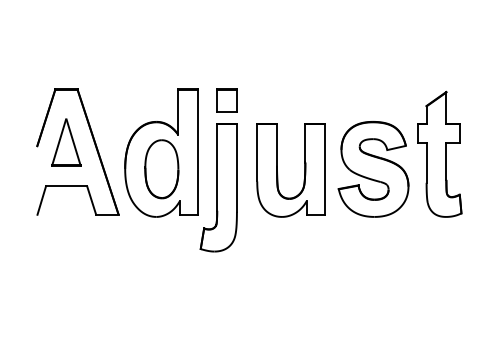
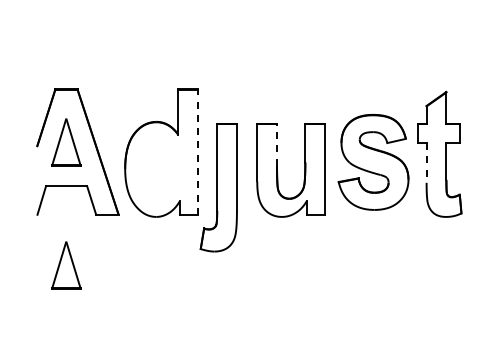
part: present -> none (226, 100)
line: solid -> dashed (277, 144)
line: solid -> dashed (198, 152)
line: solid -> dashed (426, 162)
part: present -> none (161, 169)
part position: (373, 169) -> (373, 162) (373, 162)
part: none -> present (66, 265)
